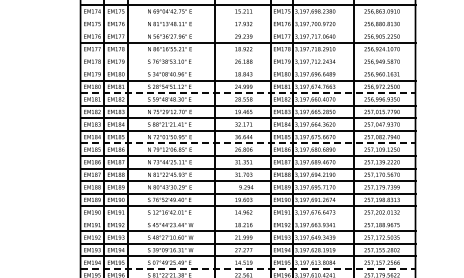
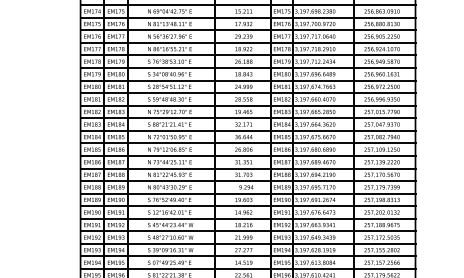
line: none -> present (247, 17)
line: none -> present (247, 30)
line: none -> present (247, 55)
line: none -> present (247, 68)
line: dashed -> solid (248, 93)
line: dashed -> solid (248, 143)
line: none -> present (247, 218)
line: dashed -> solid (248, 269)
